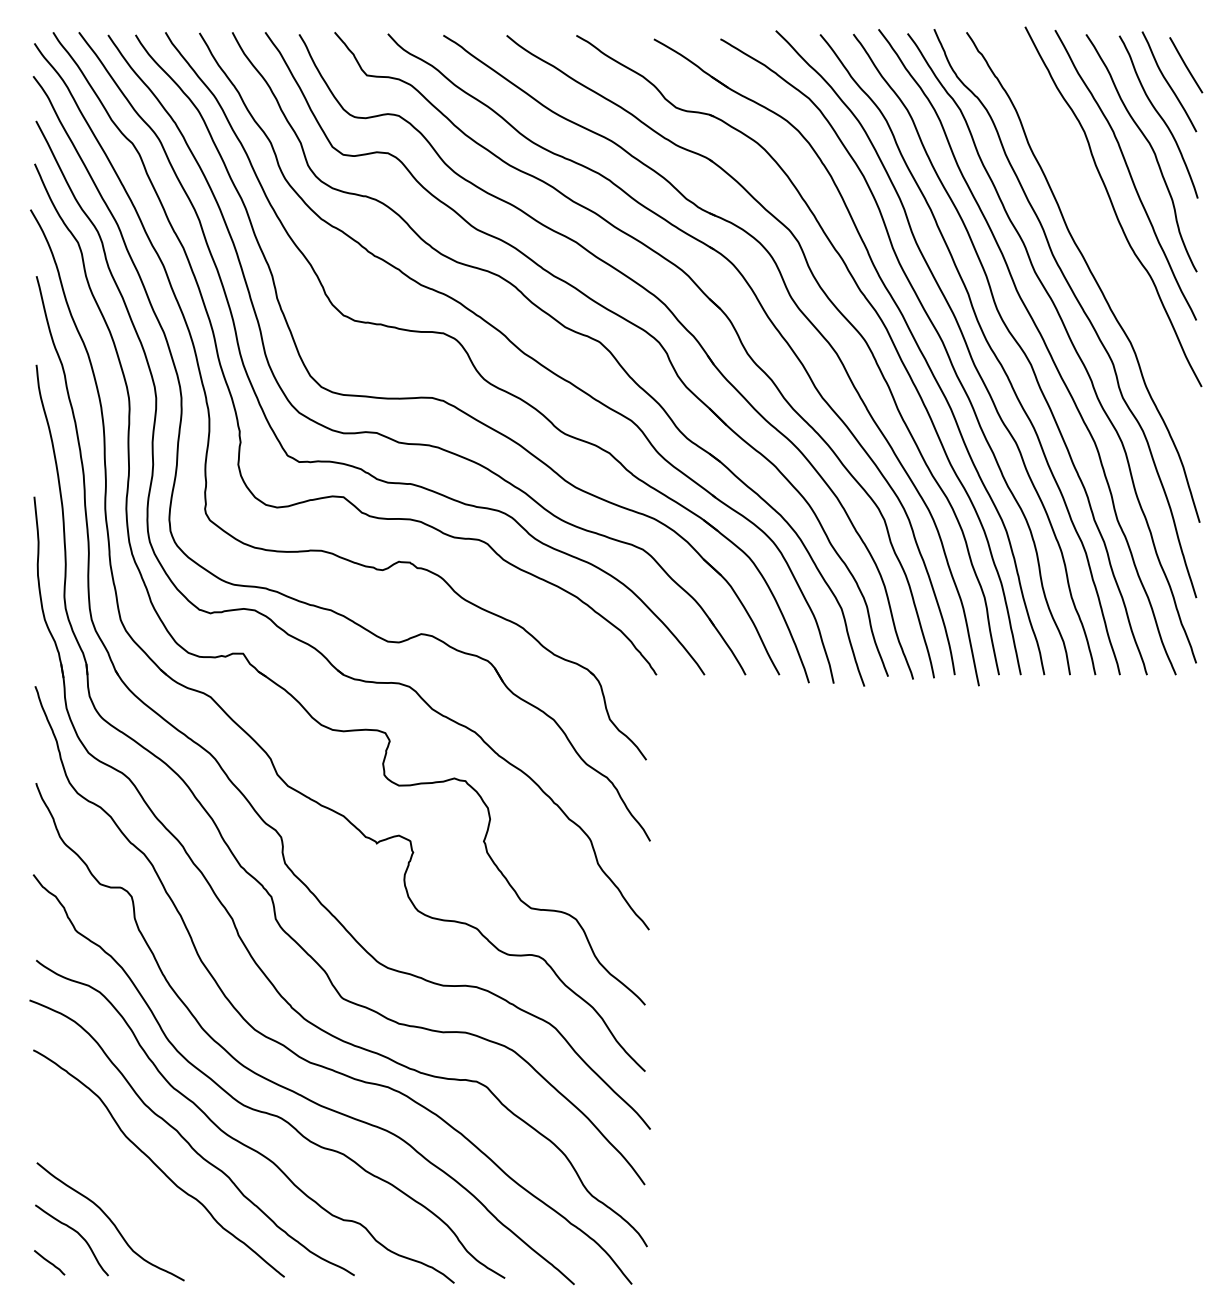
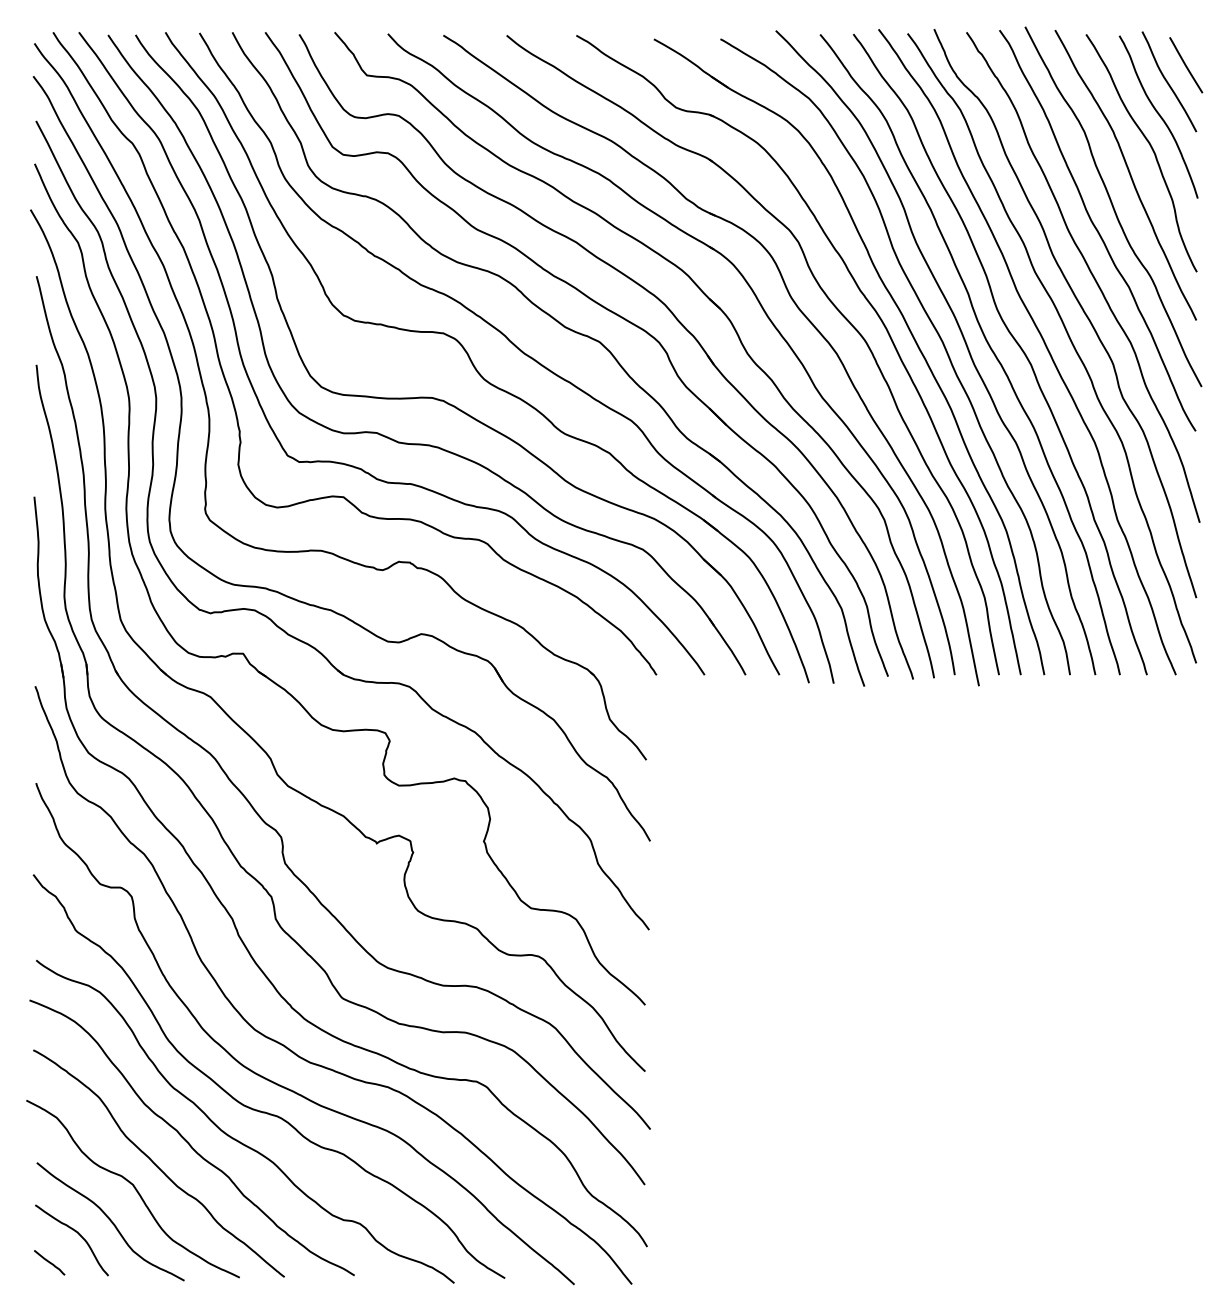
curve: none -> present (1097, 230)
curve: none -> present (133, 1187)
